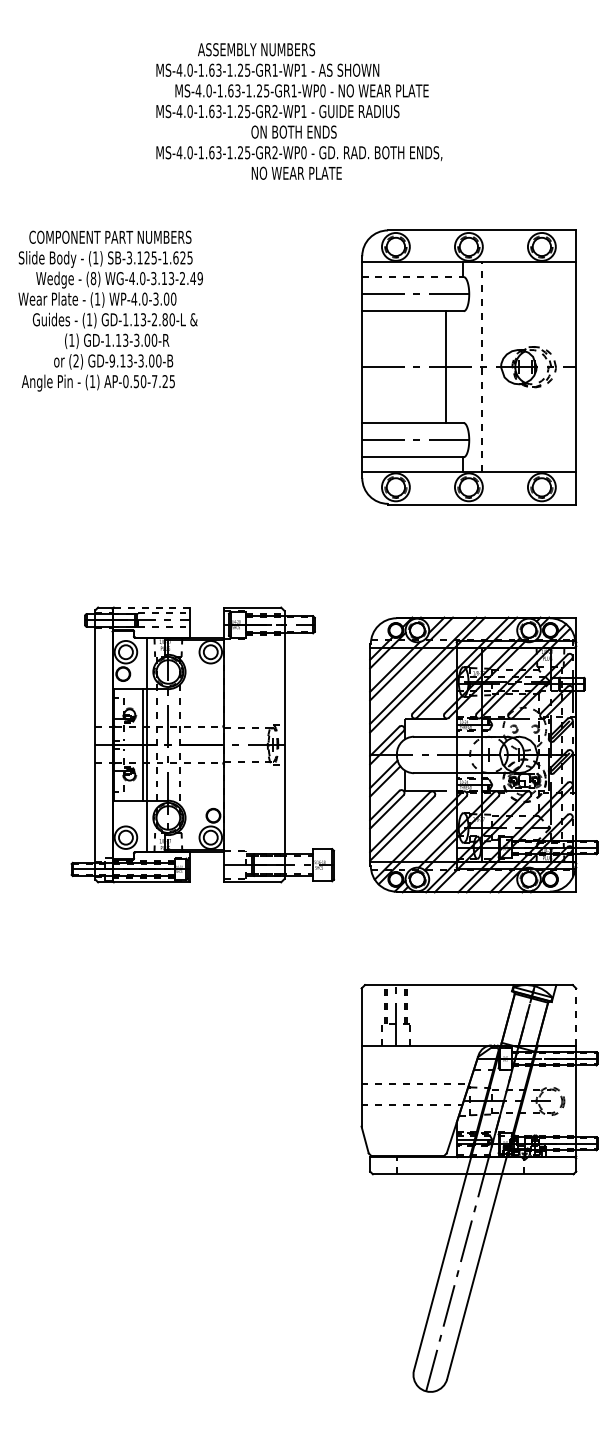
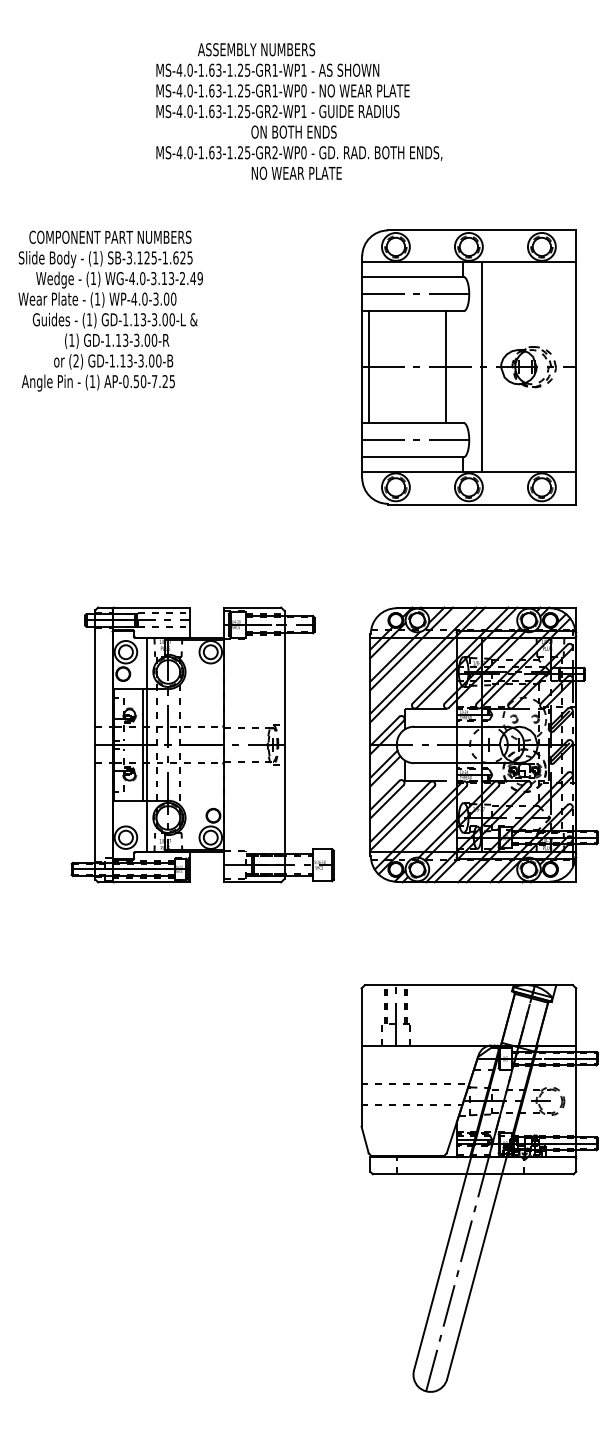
text position: (301, 90) -> (282, 90) (282, 90)
line: dashed -> solid (413, 276)
text: (8) -> (1) (93, 278)
text: GD-1.13-2.80-L -> GD-1.13-3.00-L (159, 319)
text: GD-9.13-3.00-B -> GD-1.13-3.00-B (112, 360)
line: none -> present (369, 366)
line: dashed -> solid (481, 366)
line: dashed -> solid (151, 607)
part position: (483, 754) -> (483, 744) (483, 744)
line: dashed -> solid (576, 1017)
